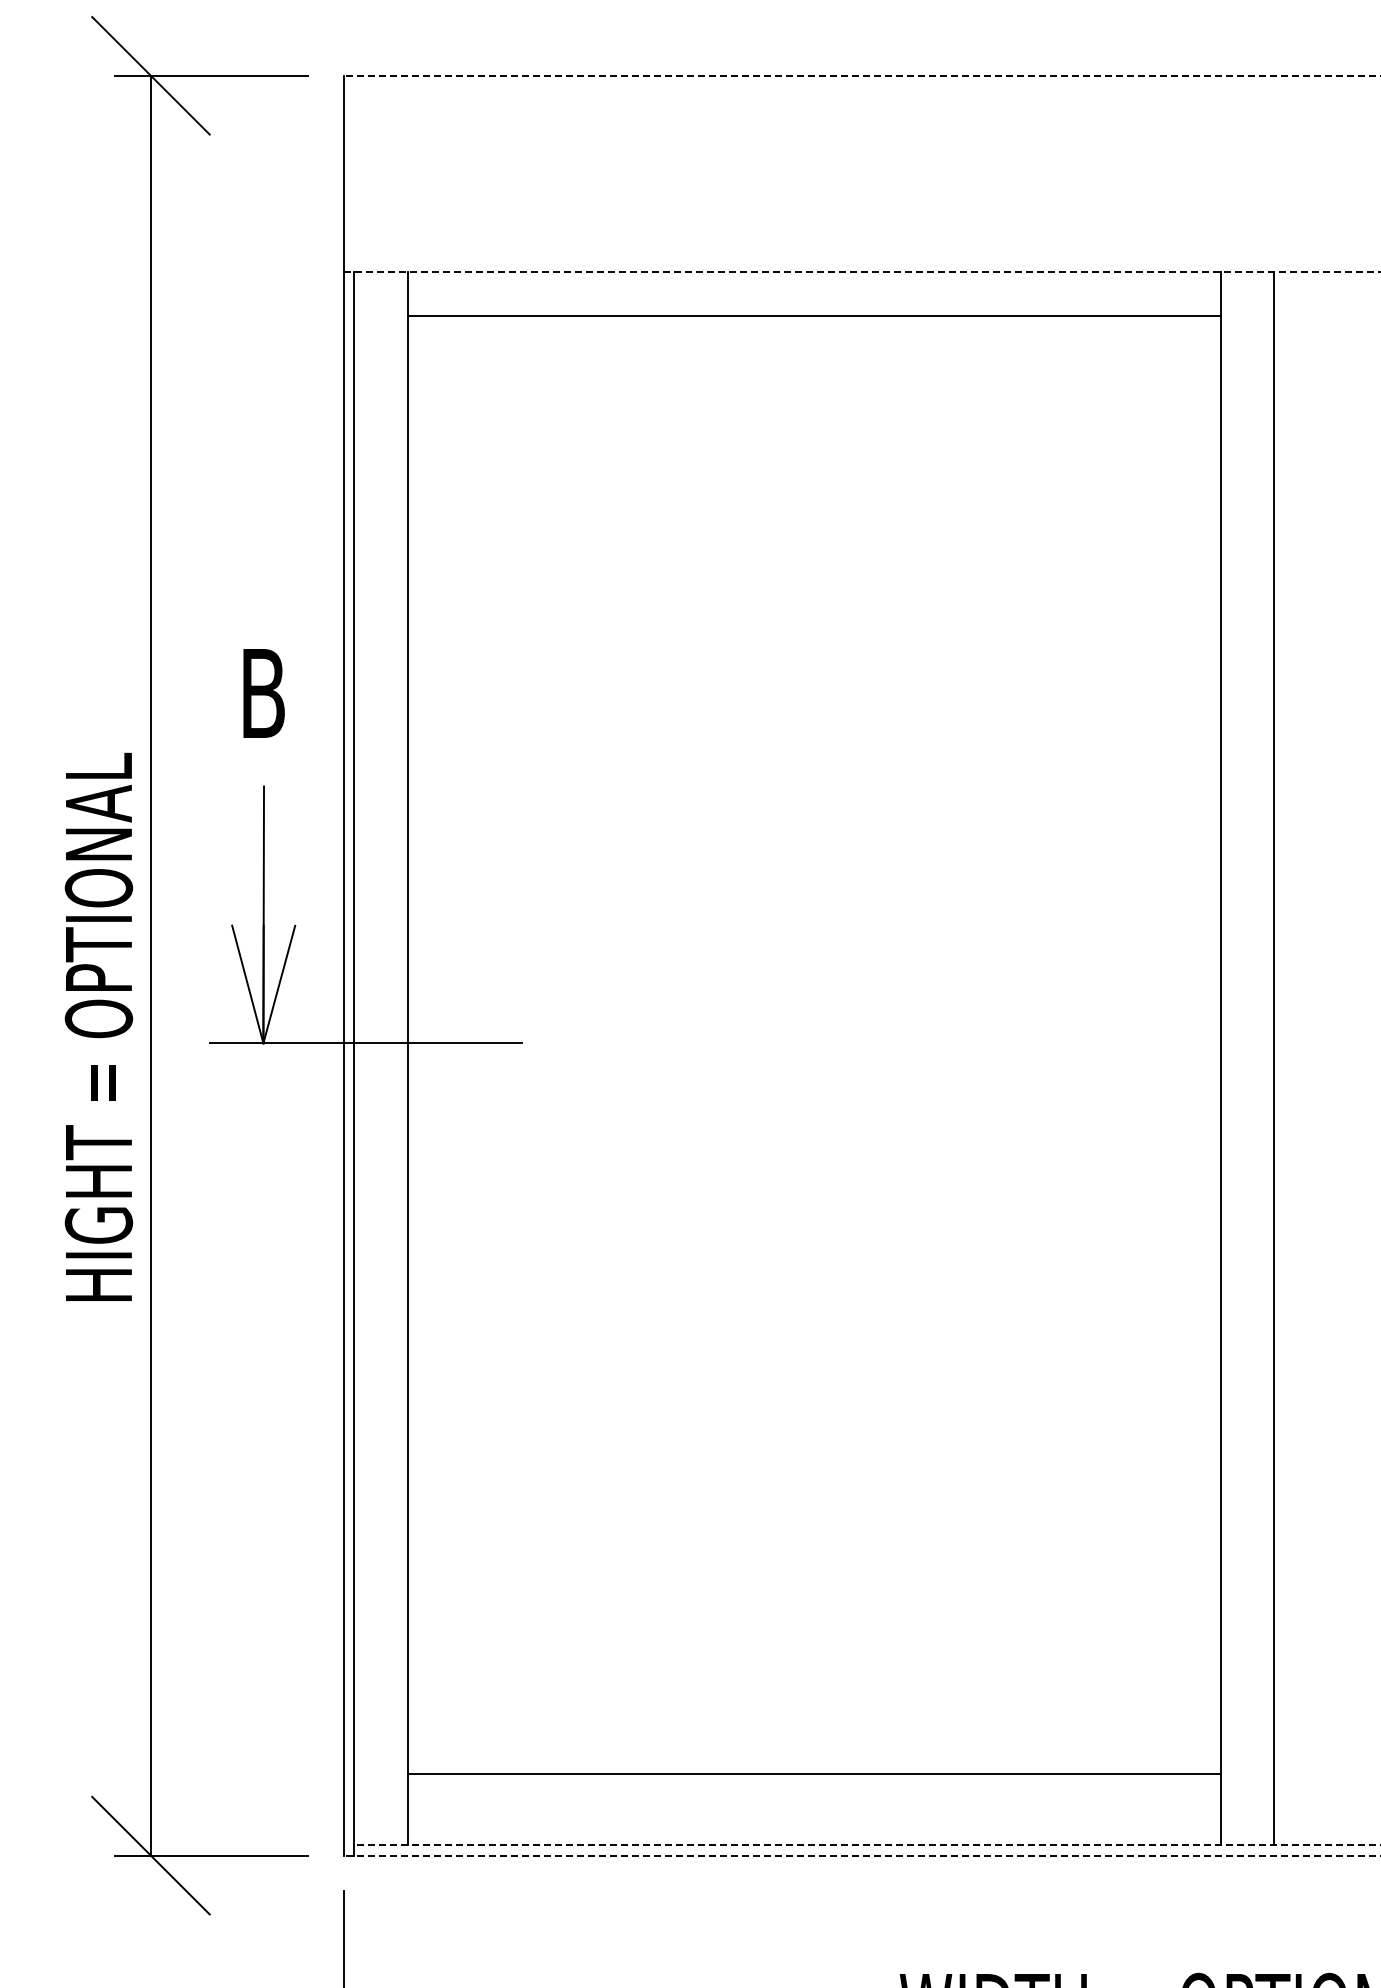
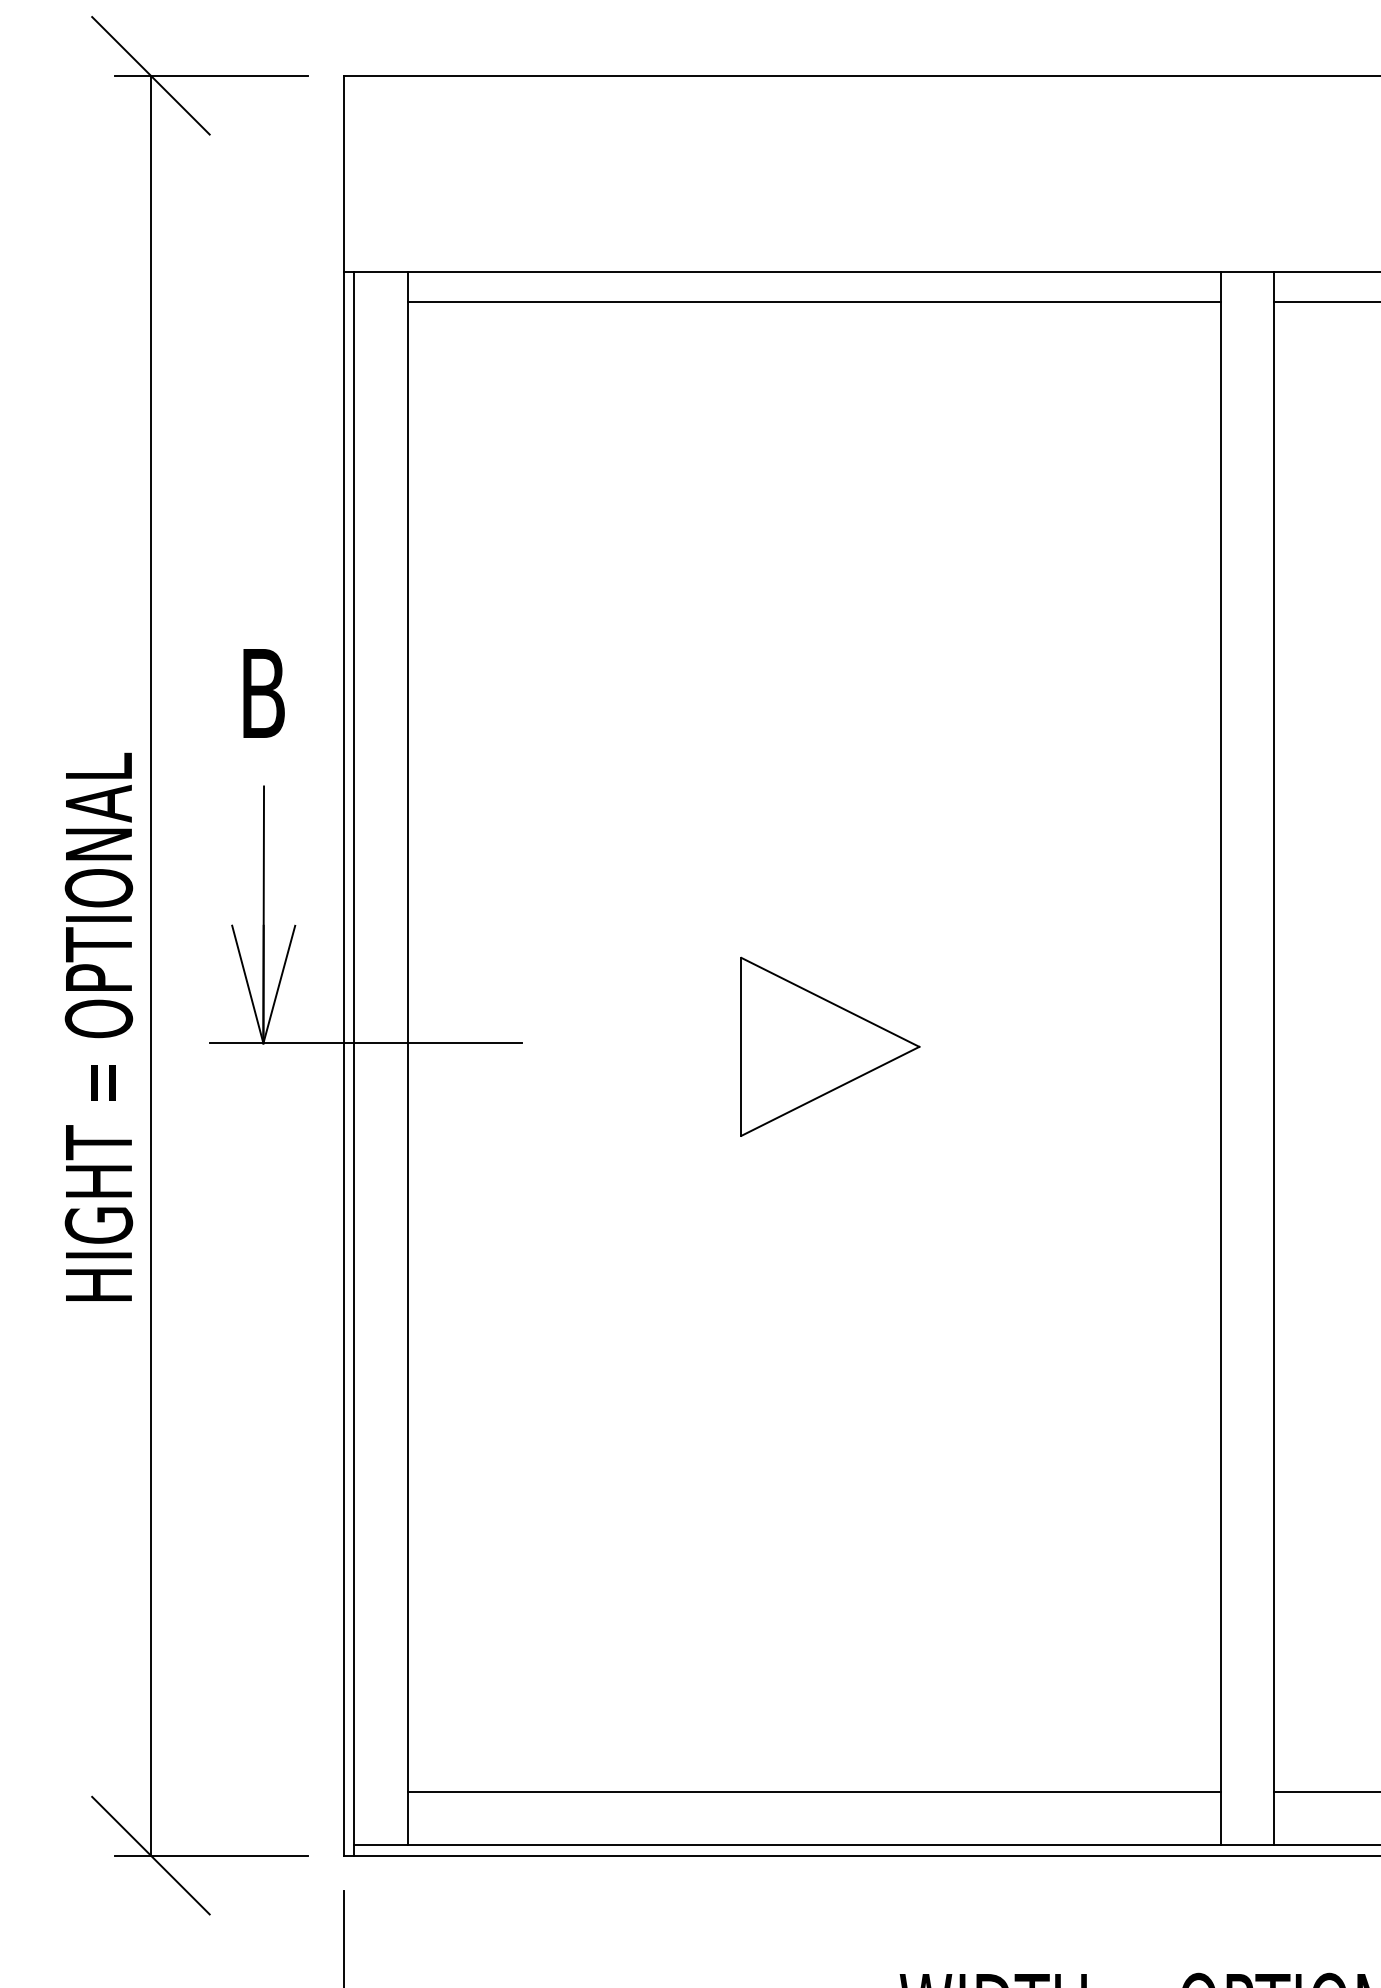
line: dashed -> solid (861, 75)
line: dashed -> solid (862, 271)
line: none -> present (1325, 302)
line position: (814, 316) -> (814, 302) (814, 302)
part: none -> present (830, 1046)
line position: (814, 1773) -> (814, 1791) (814, 1791)
line: none -> present (1325, 1791)
line: dashed -> solid (867, 1844)
line: dashed -> solid (861, 1855)
